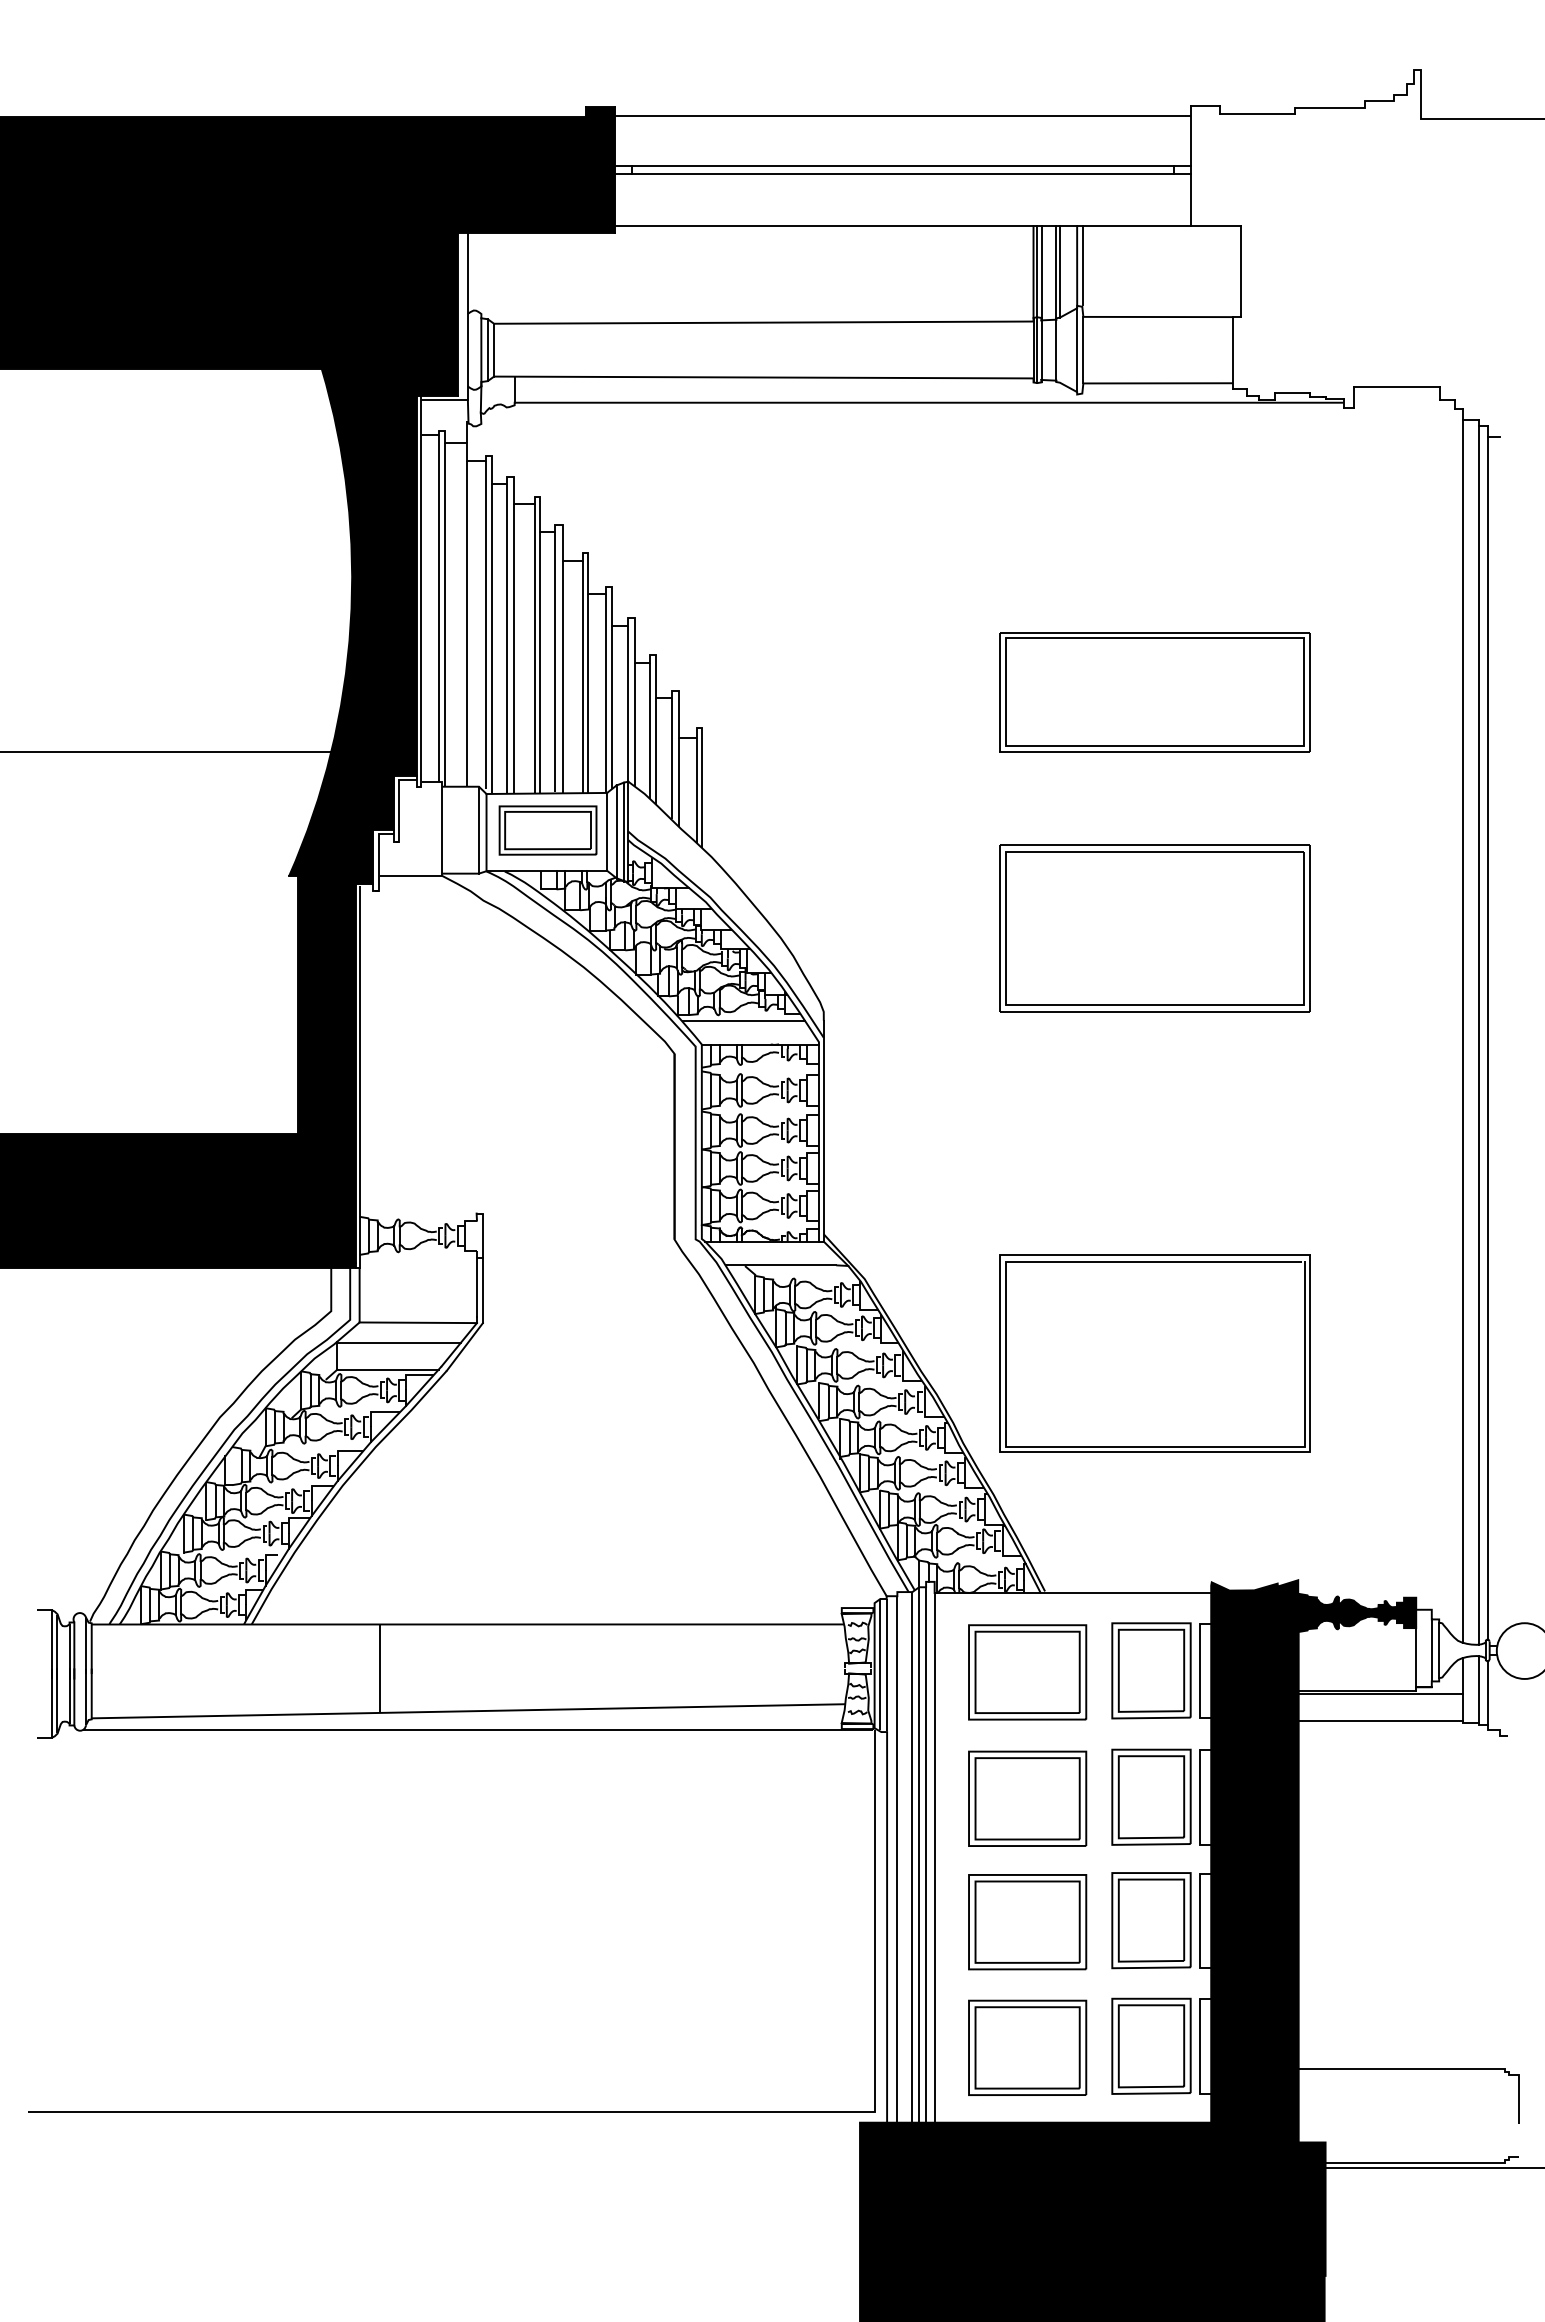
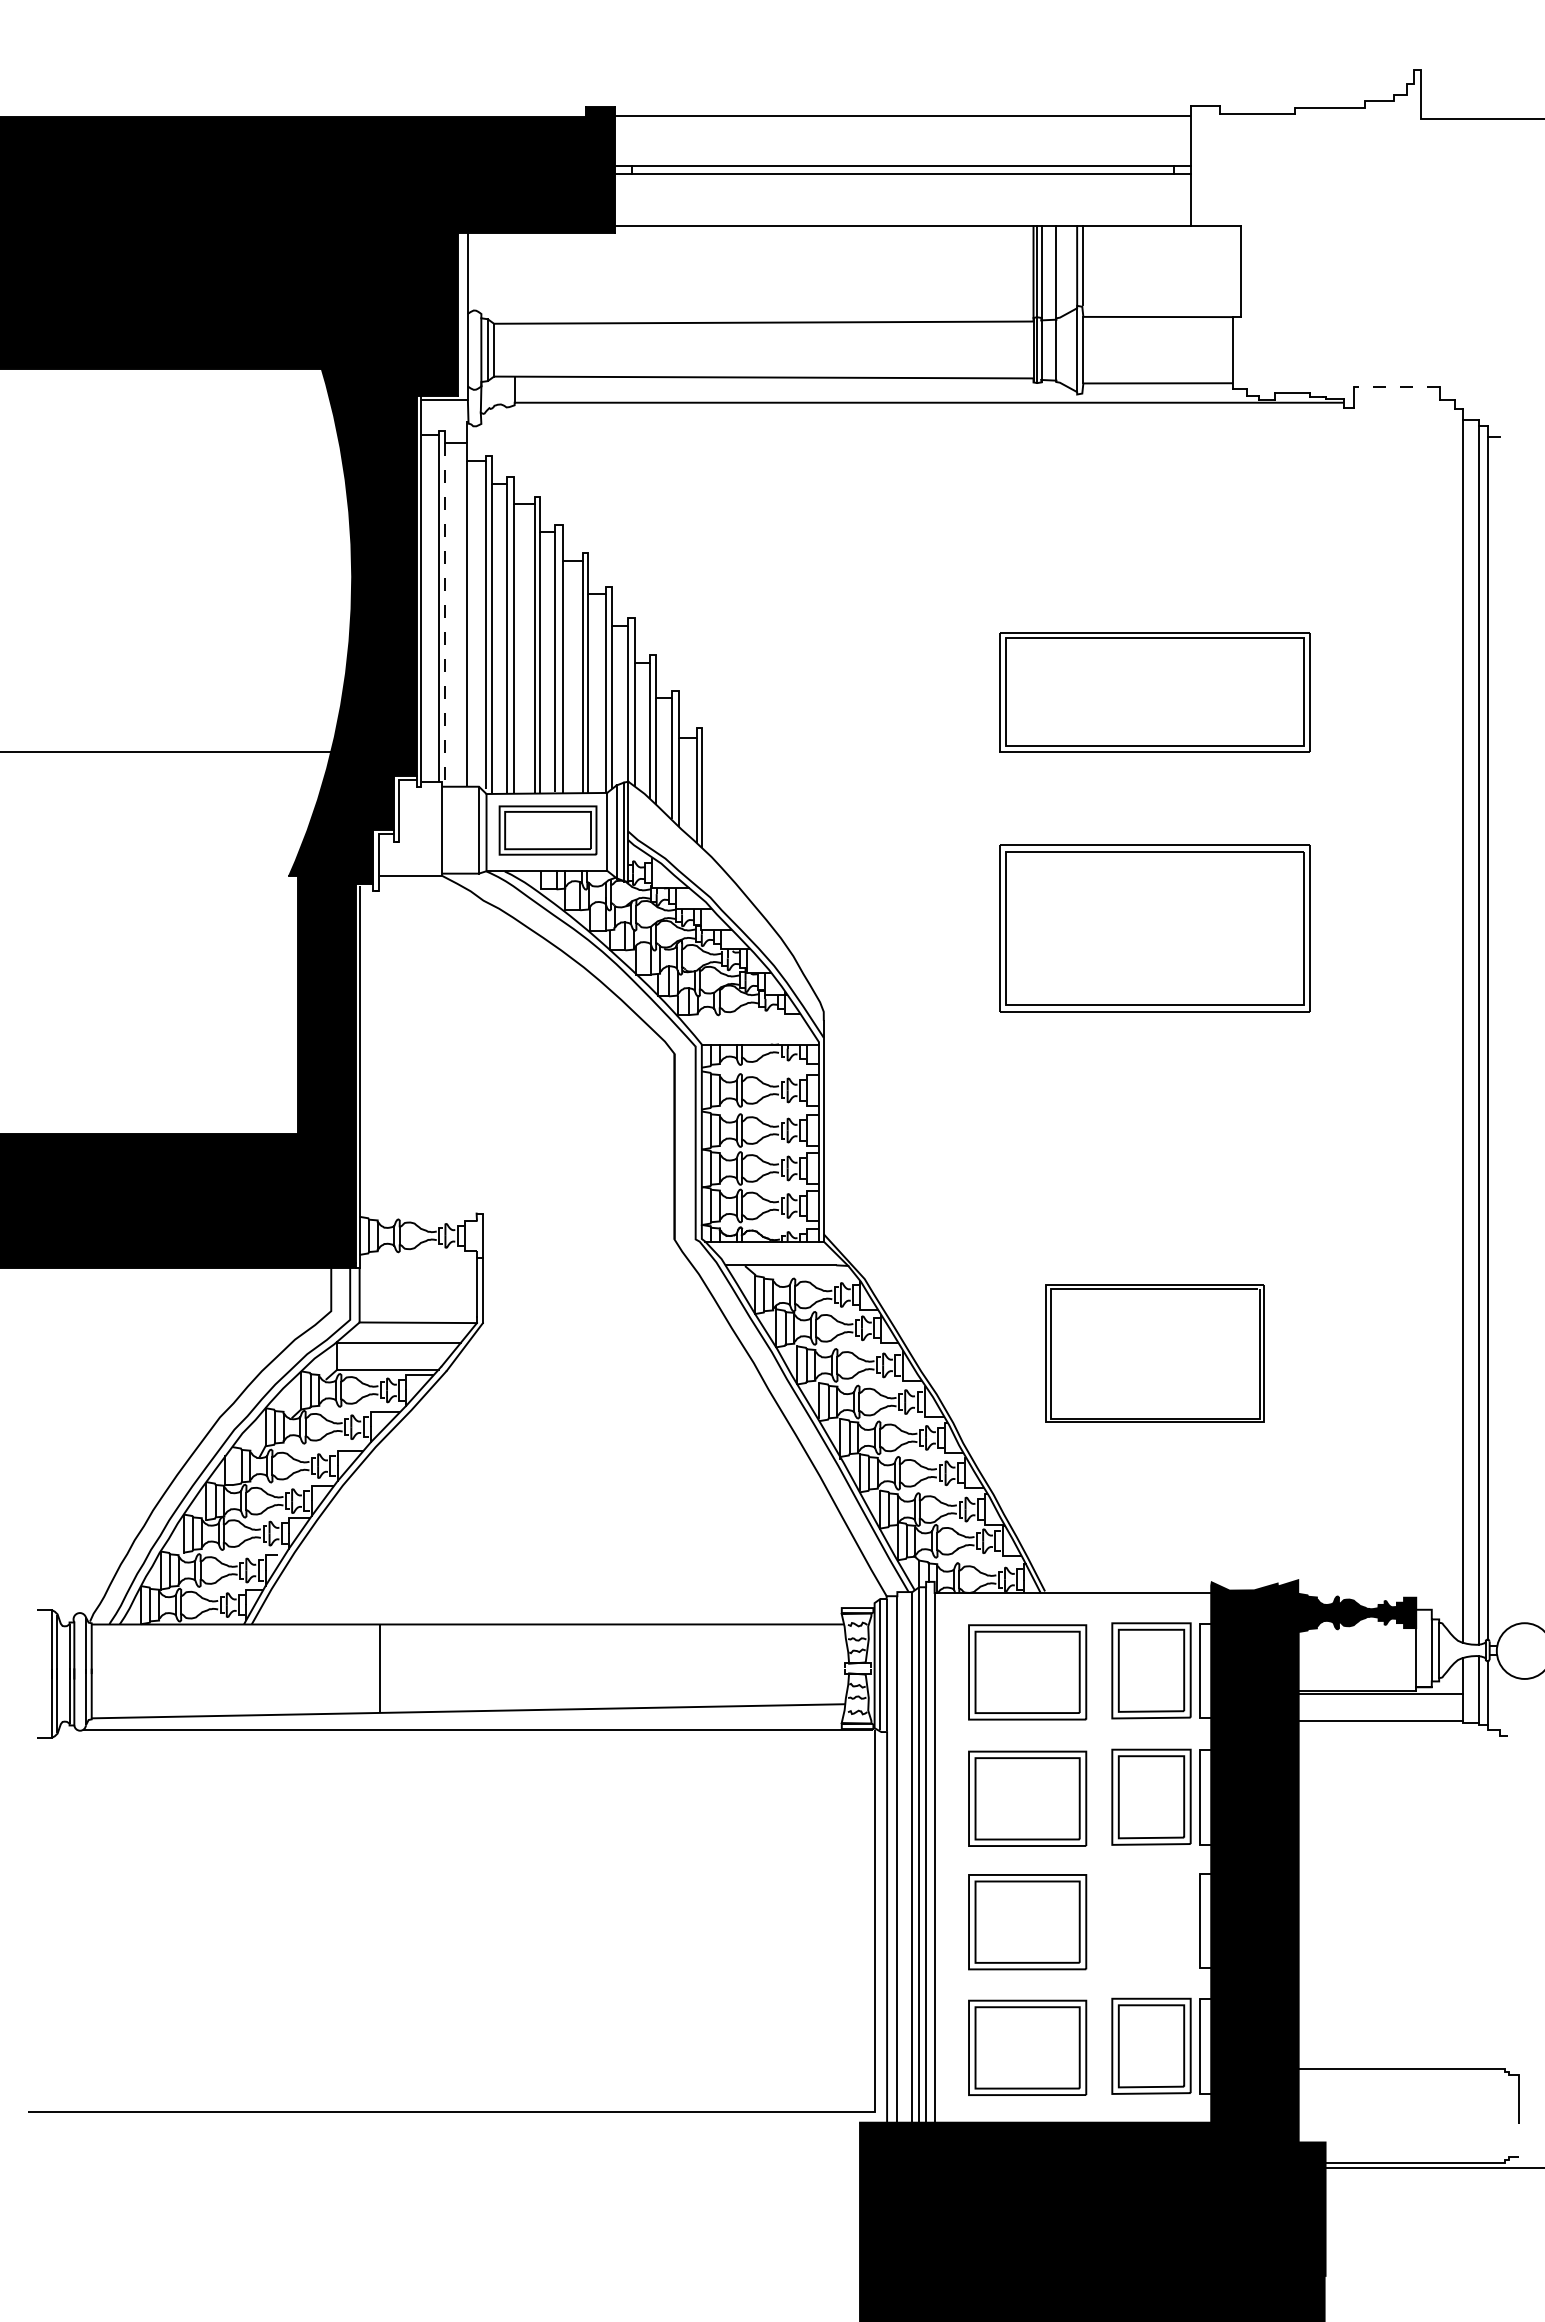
line: present -> none (1059, 271)
line: solid -> dashed (1396, 386)
line: solid -> dashed (444, 614)
line: present -> none (743, 1020)
part size: 312x199 px -> 220x139 px (1154, 1353)
part: present -> none (1151, 1920)
